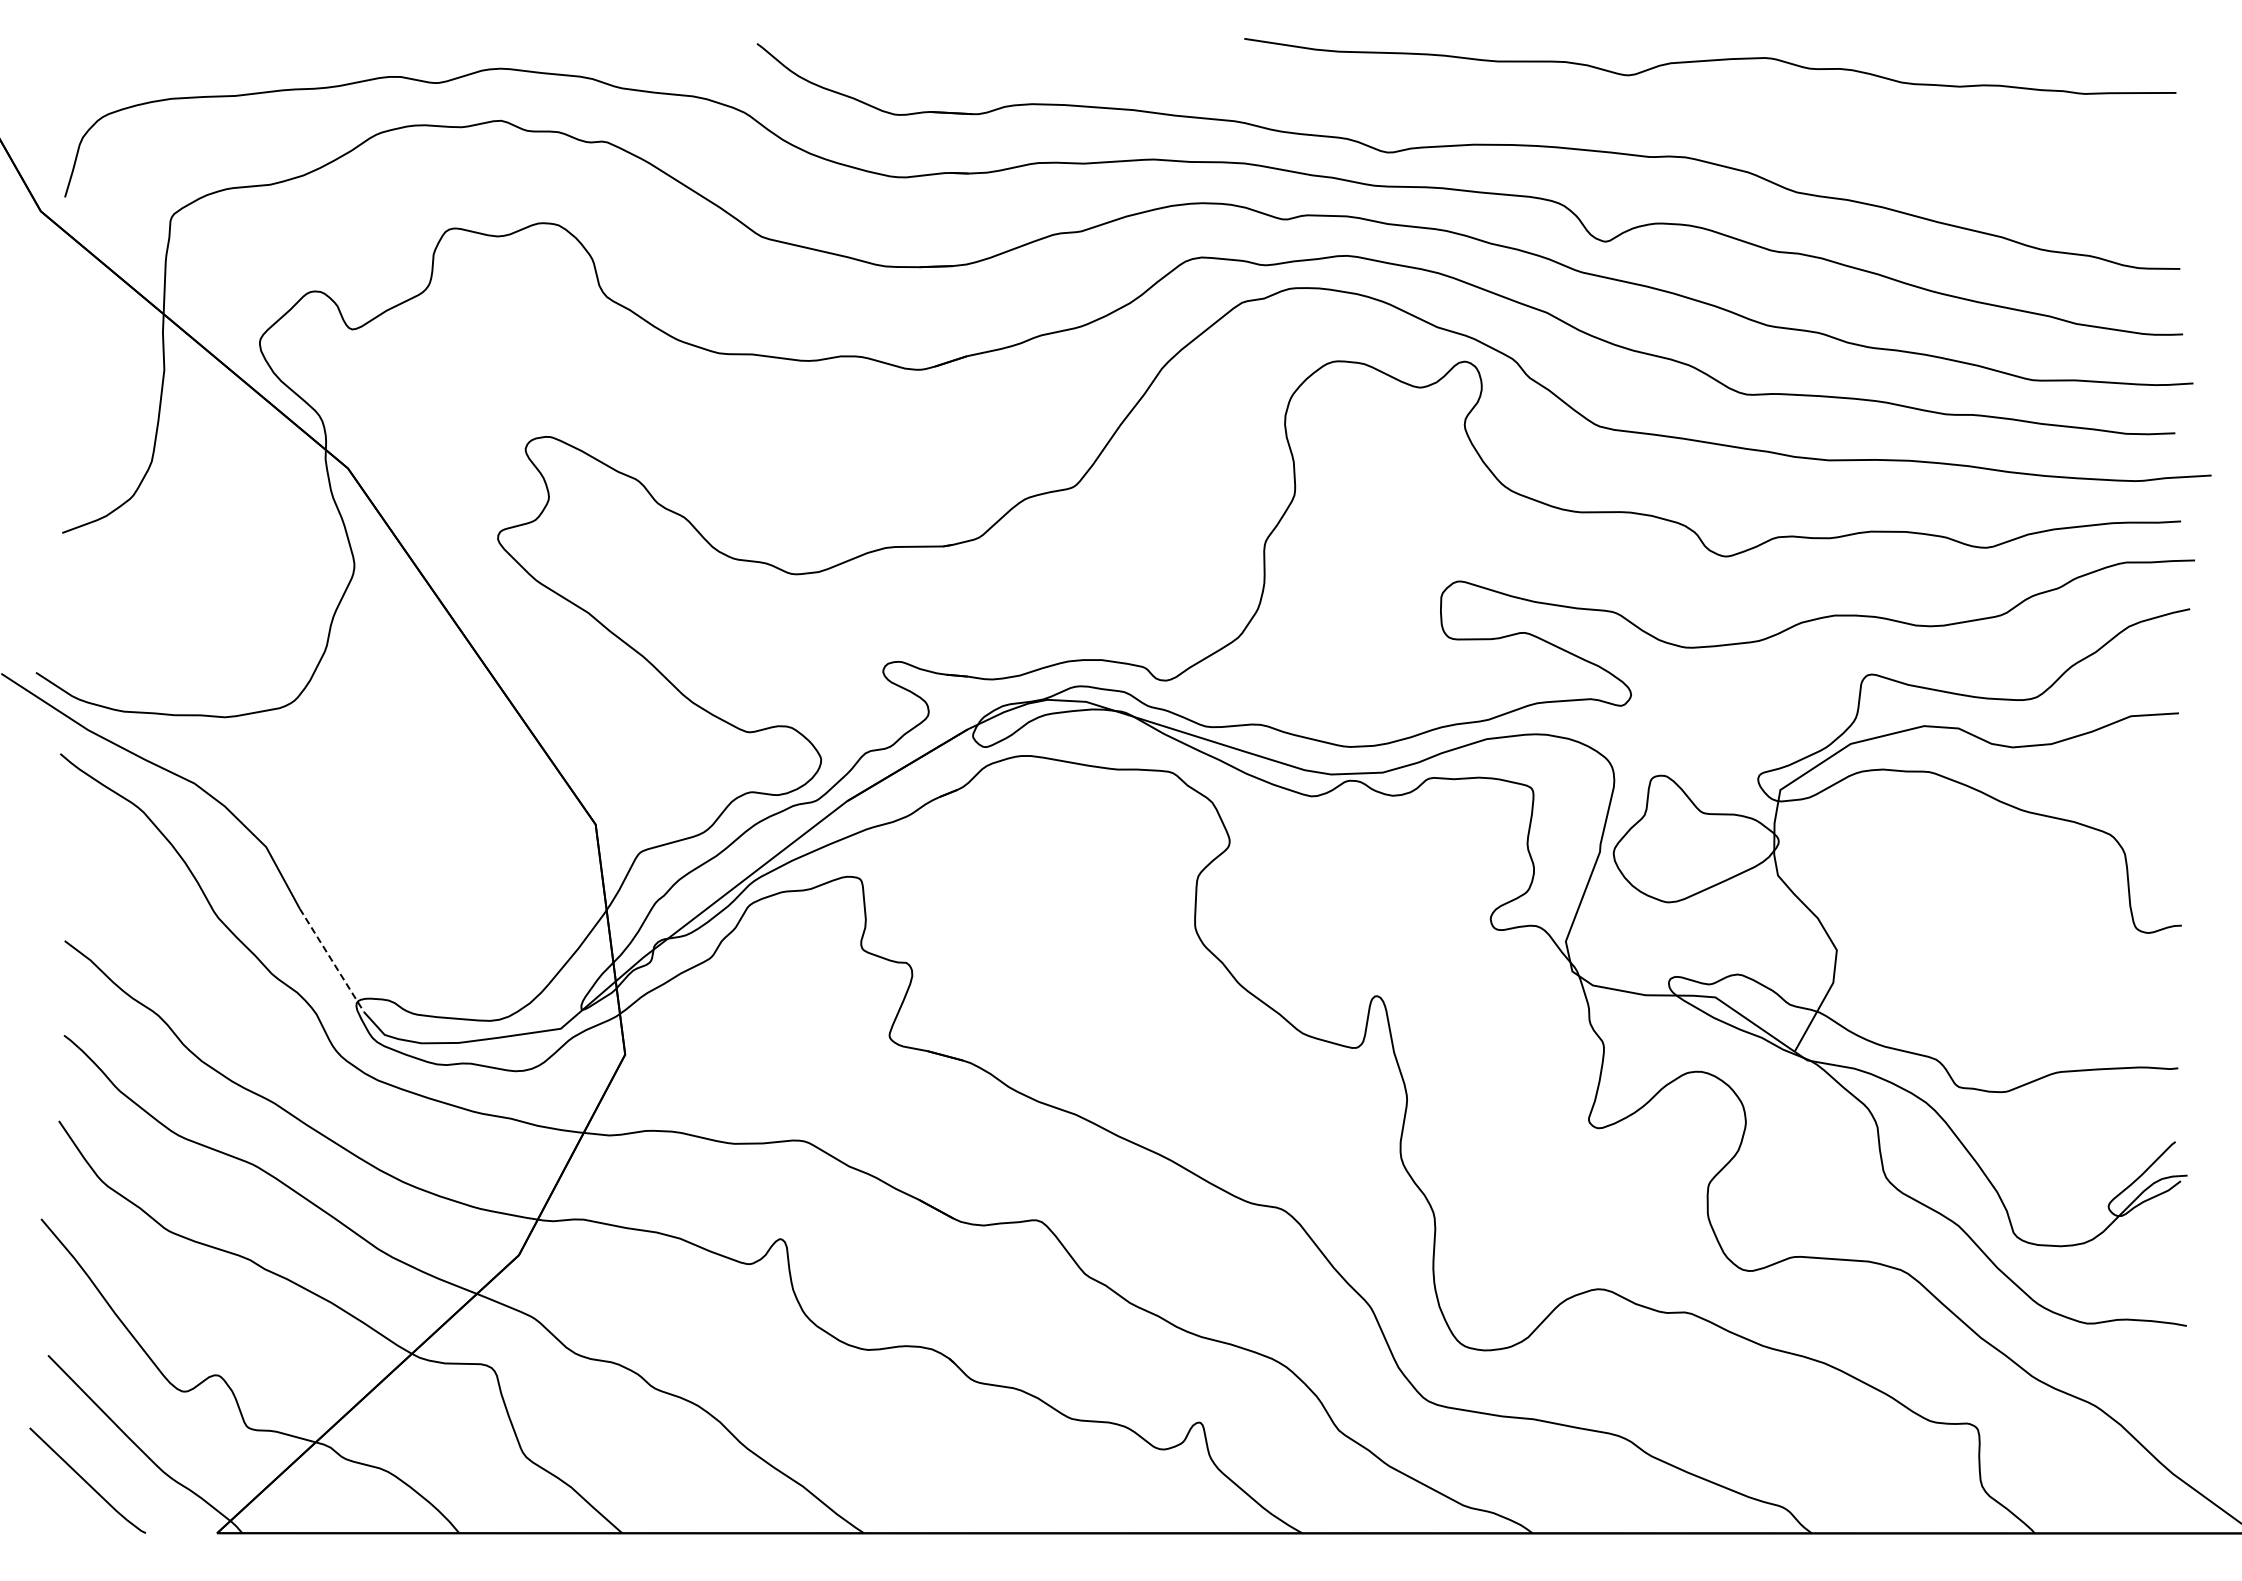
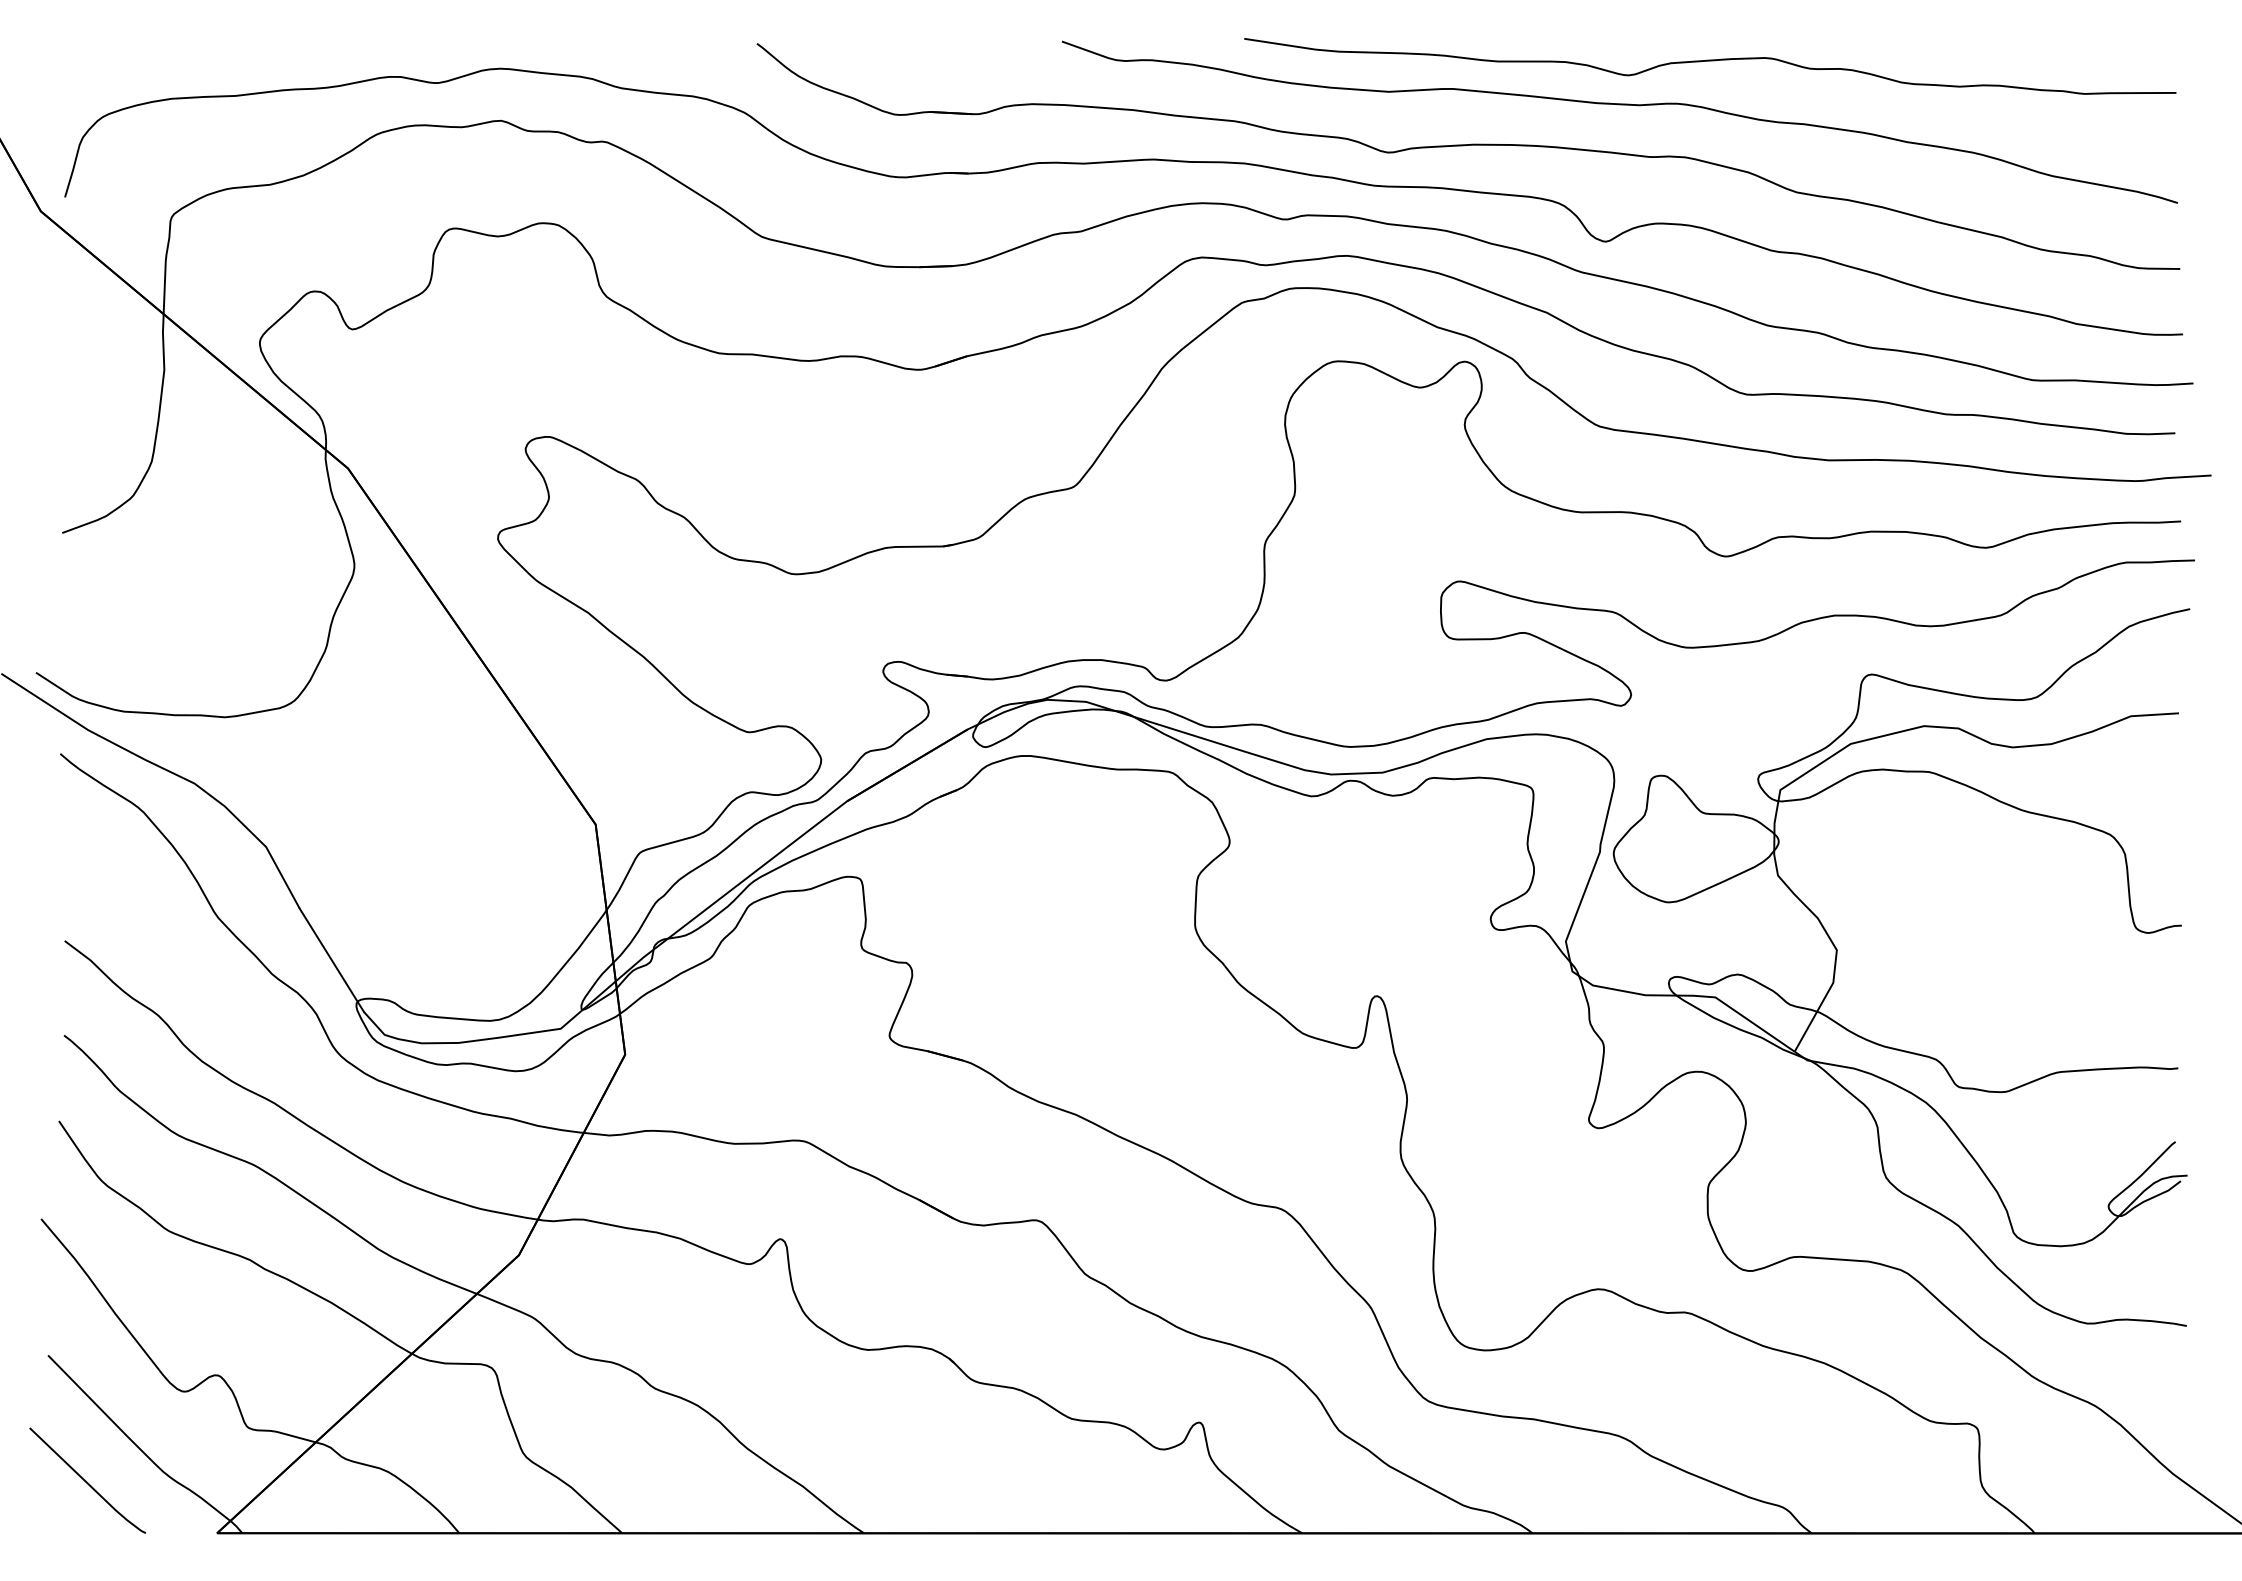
curve: none -> present (1619, 105)
line: dashed -> solid (331, 960)
